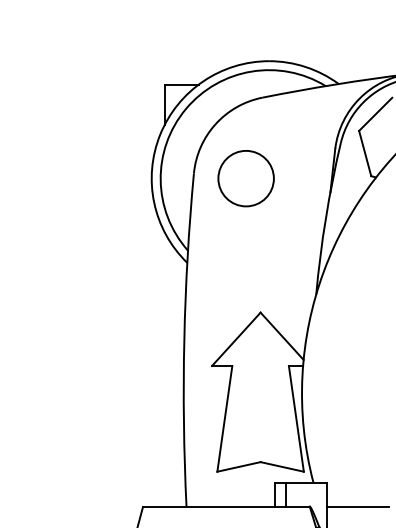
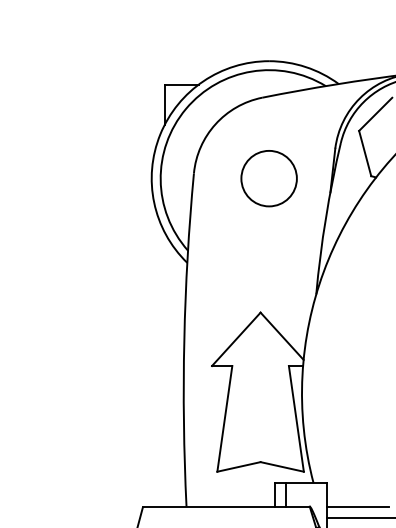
circle position: (245, 178) -> (268, 178) (268, 178)
line: none -> present (359, 518)
